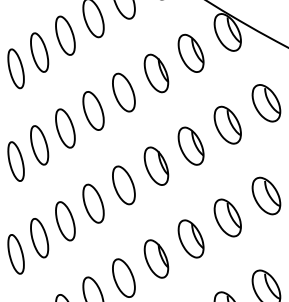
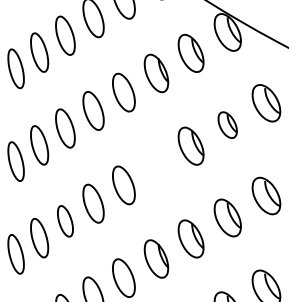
part size: 29x40 px -> 21x28 px (227, 124)
part: present -> none (156, 165)
part size: 21x41 px -> 17x33 px (65, 221)
